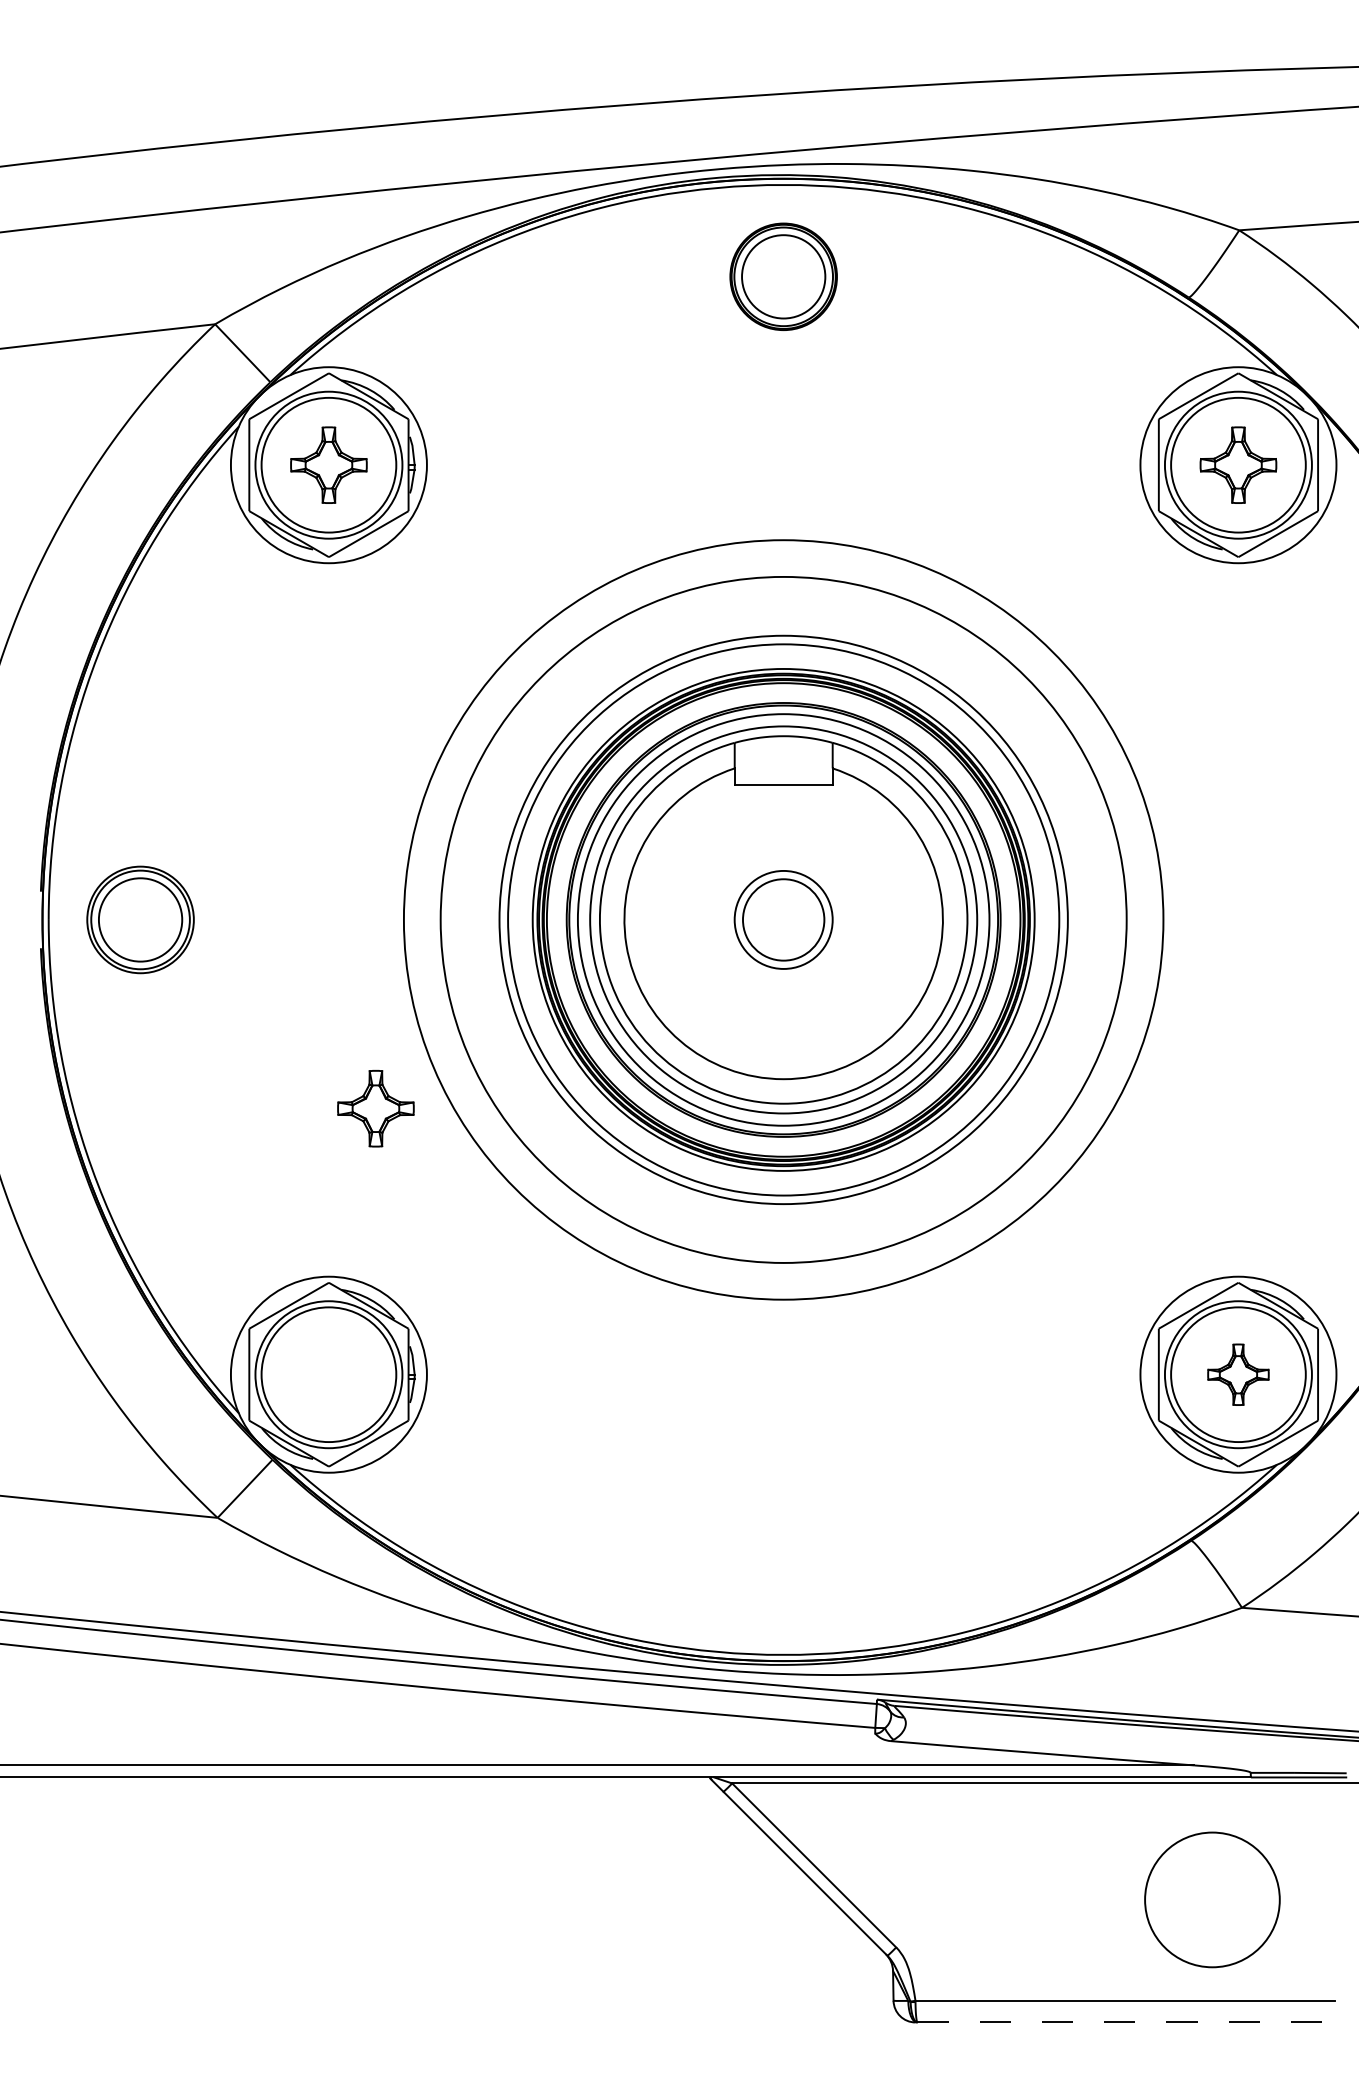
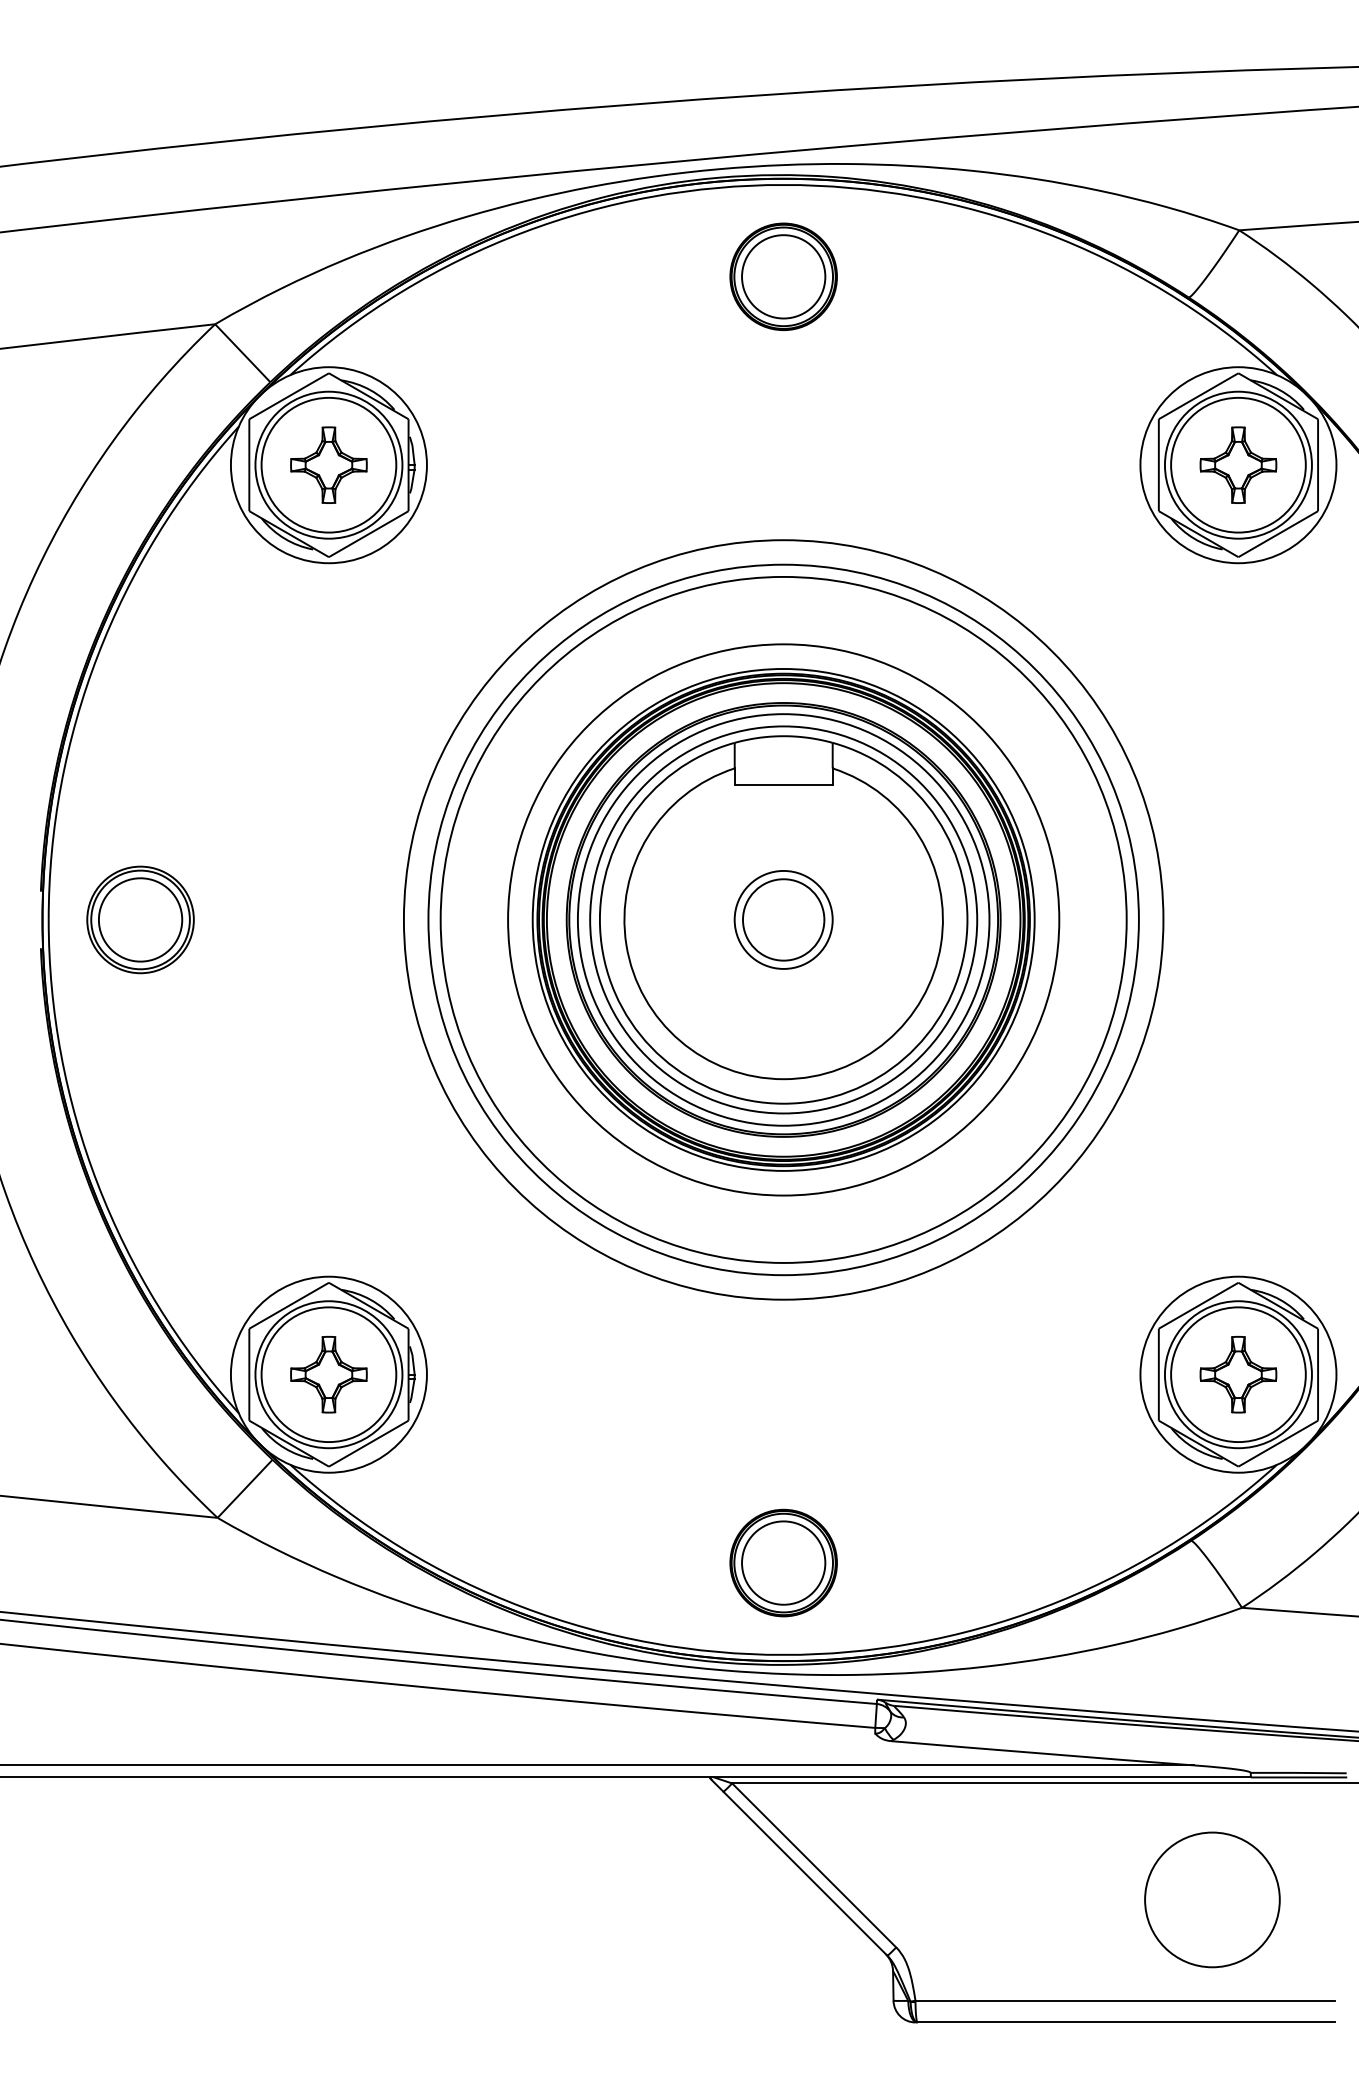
circle diameter: 568 px -> 710 px (783, 919)
part position: (375, 1108) -> (328, 1374) (328, 1374)
part size: 63x63 px -> 79x78 px (1238, 1374)
part: none -> present (783, 1562)
line: dashed -> solid (1126, 2022)
